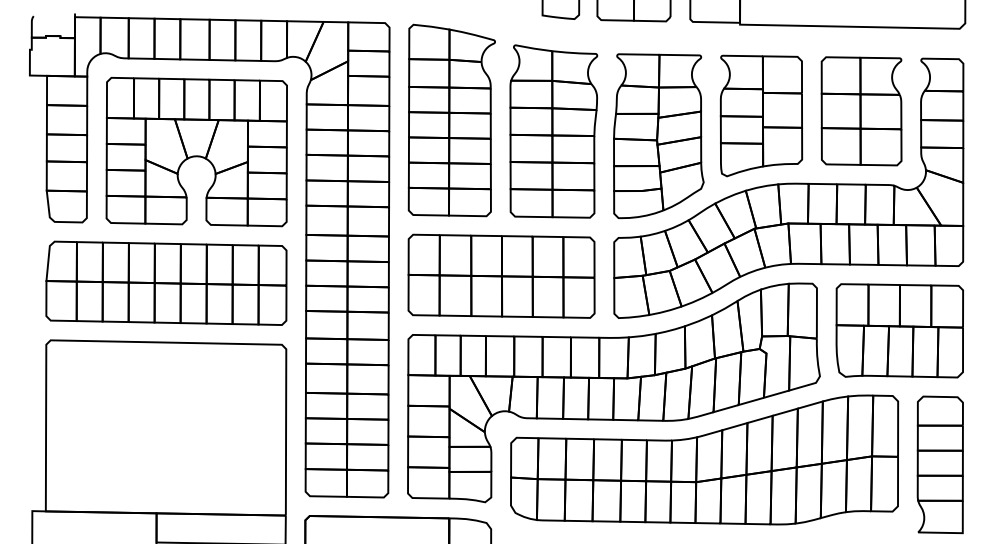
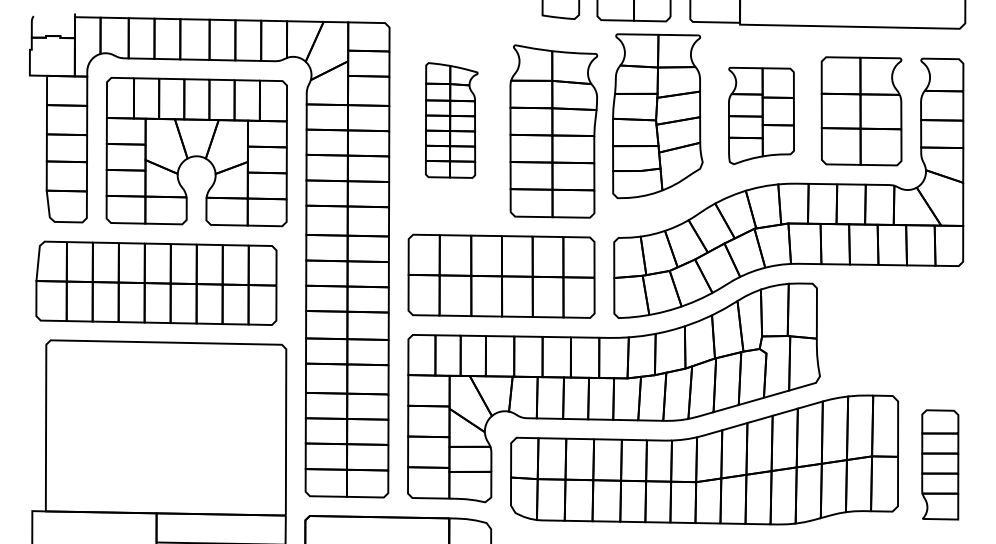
part size: 85x124 px -> 67x100 px (761, 115)
part size: 89x195 px -> 54x117 px (451, 120)
part position: (658, 136) -> (657, 116) (657, 116)
part position: (166, 282) -> (156, 282) (156, 282)
part: present -> none (899, 330)
part size: 48x140 px -> 39x112 px (940, 464)
